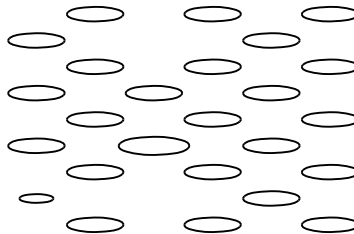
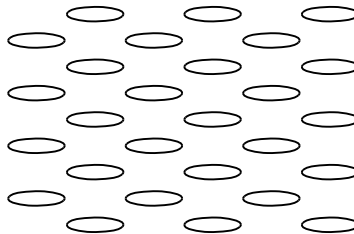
part: none -> present (153, 40)
part size: 74x21 px -> 59x17 px (153, 145)
part size: 37x11 px -> 59x17 px (36, 198)
part: none -> present (153, 198)
